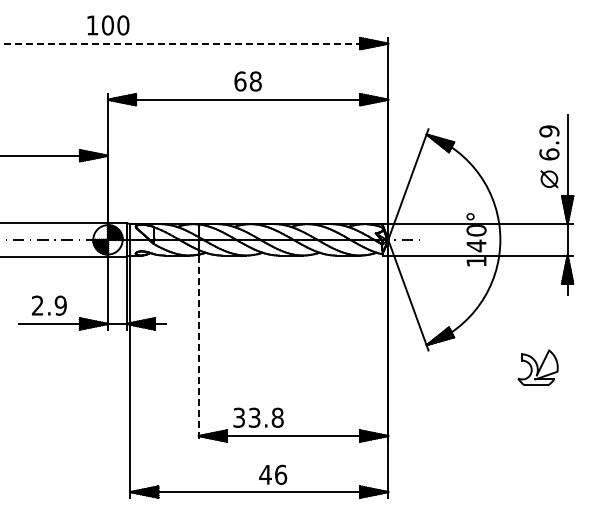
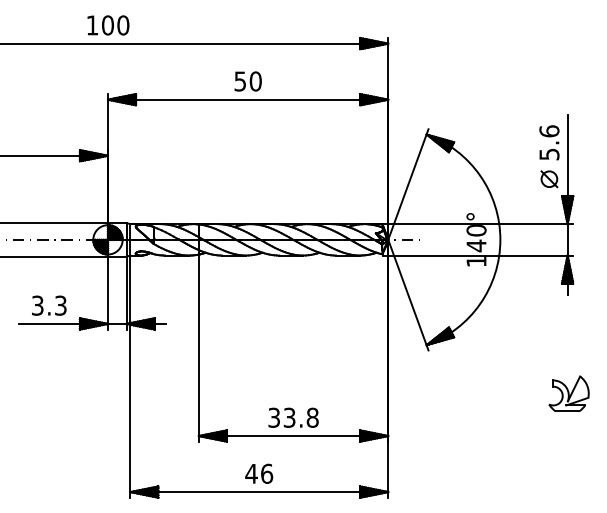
line: dashed -> solid (194, 43)
text: 68 -> 50 (247, 81)
text: 6.9 -> 5.6 (549, 142)
text: 2.9 -> 3.3 (49, 305)
line: dashed -> solid (198, 349)
part position: (537, 367) -> (568, 393) (568, 393)
text position: (258, 417) -> (293, 417) (293, 417)
text position: (273, 474) -> (259, 473) (259, 473)
